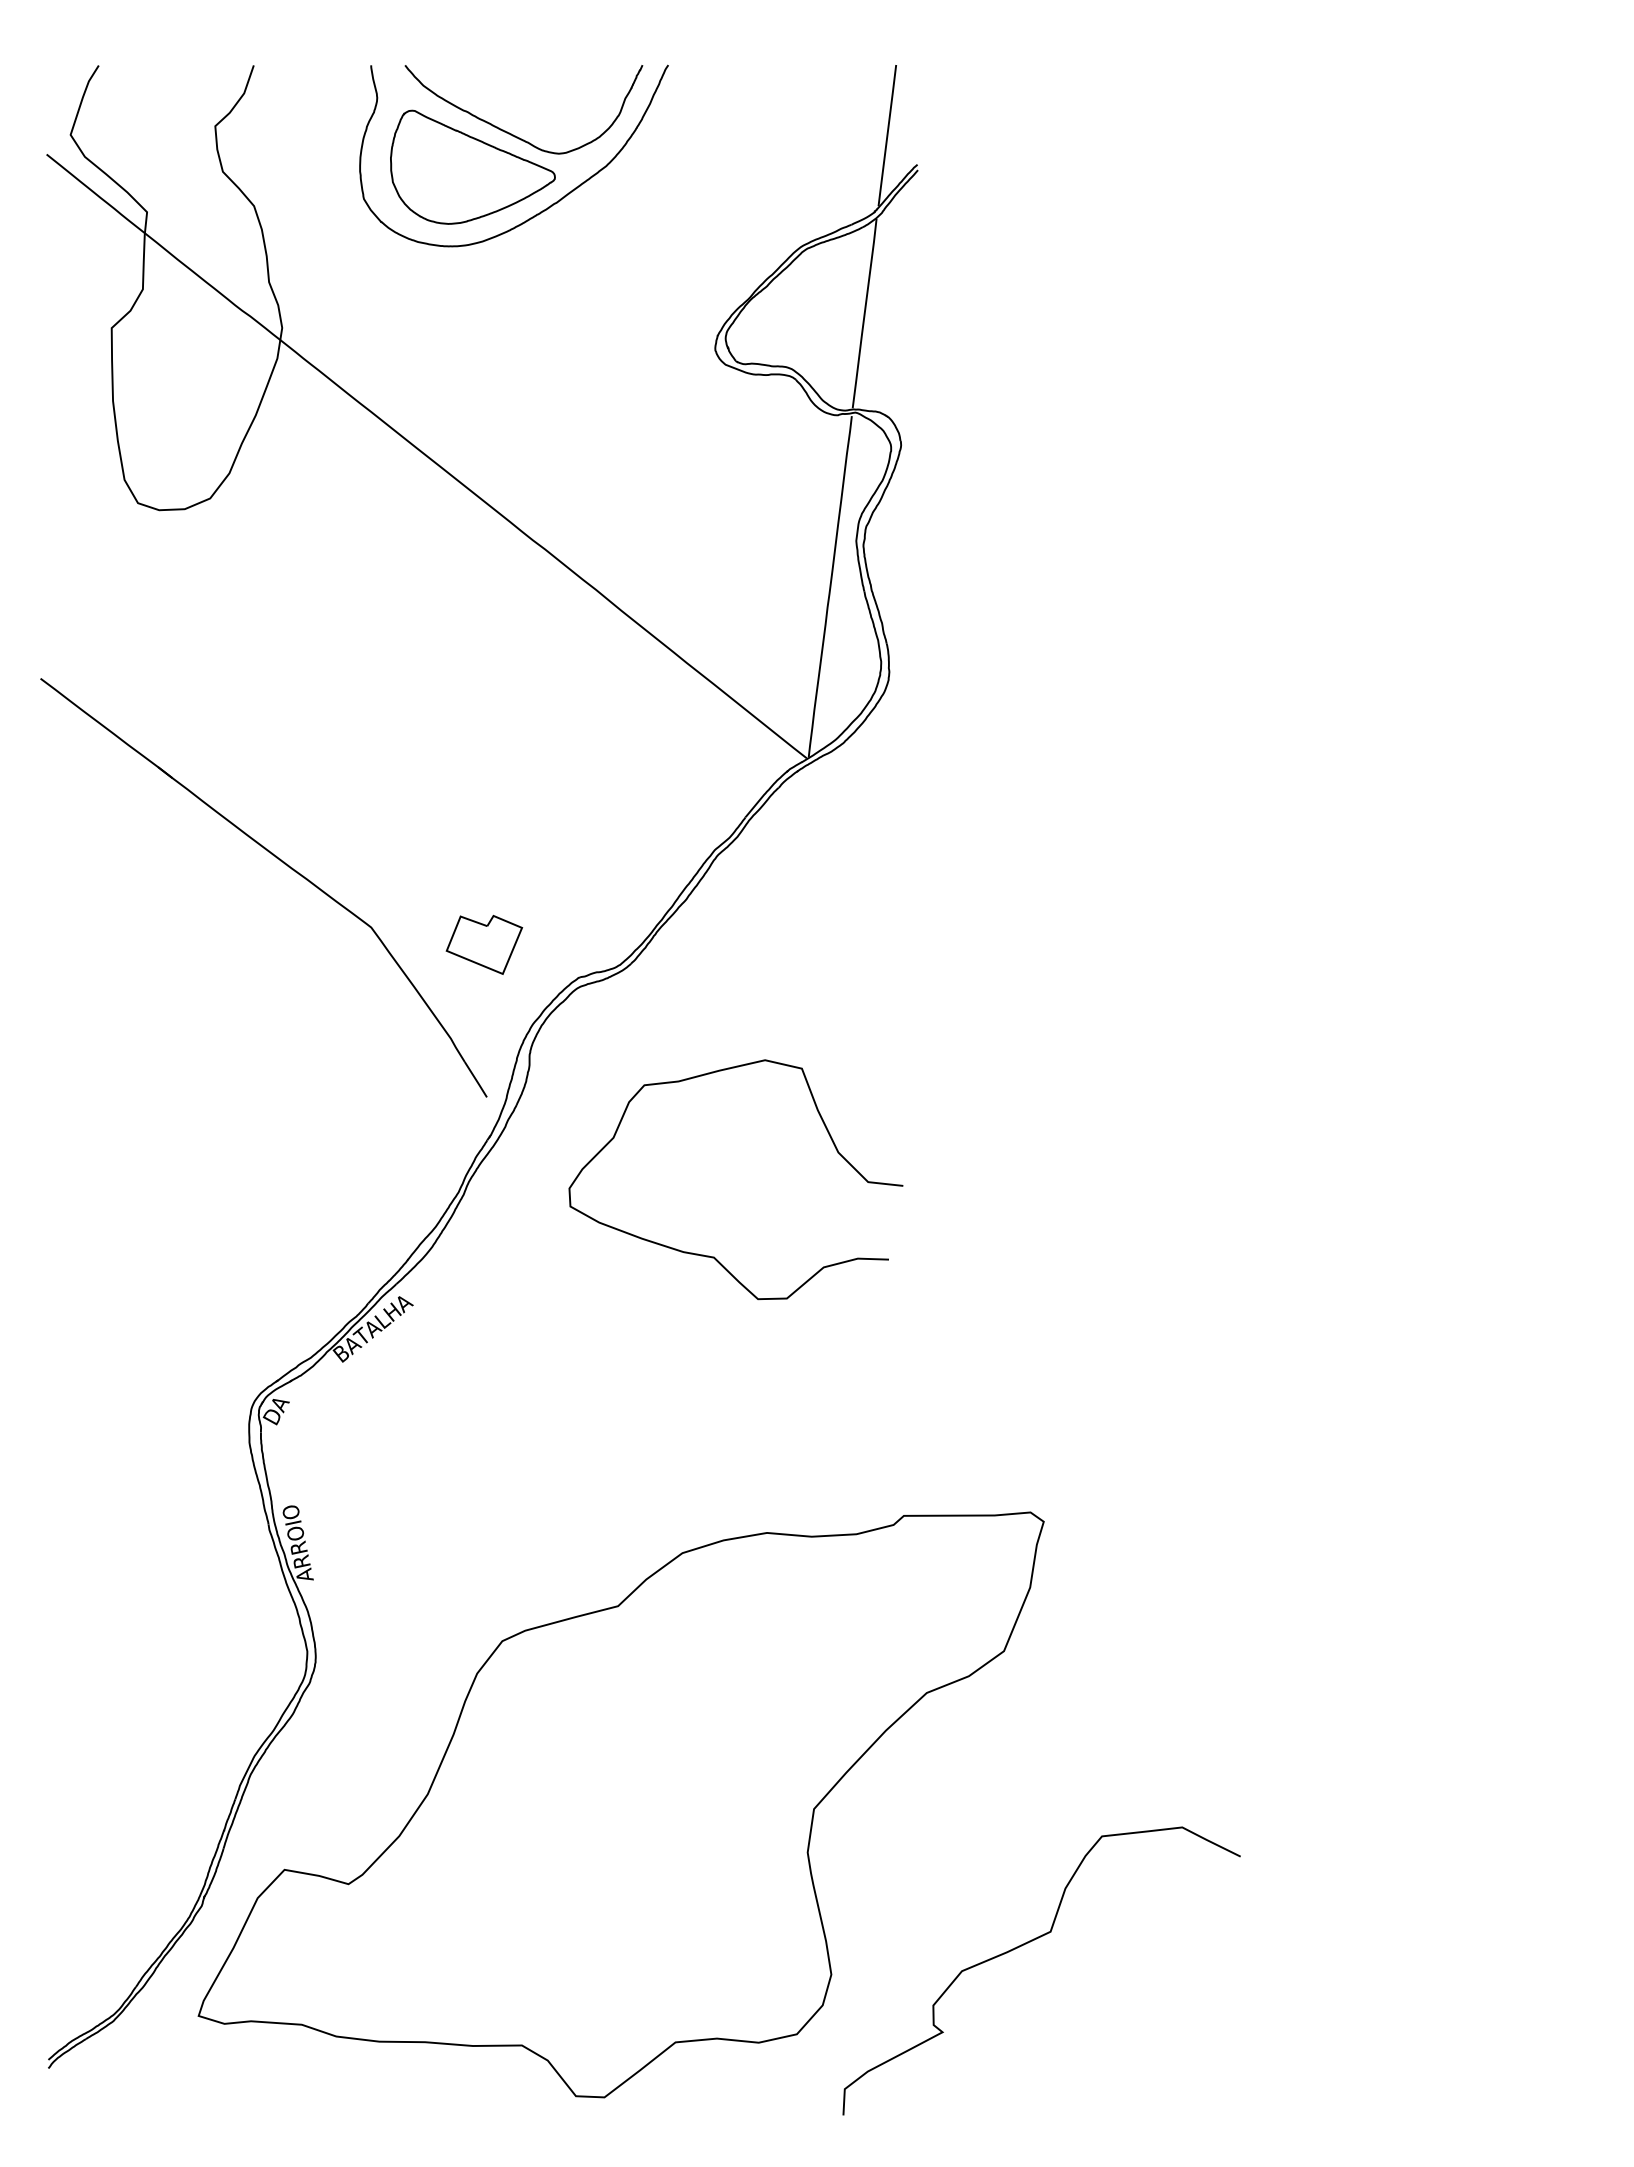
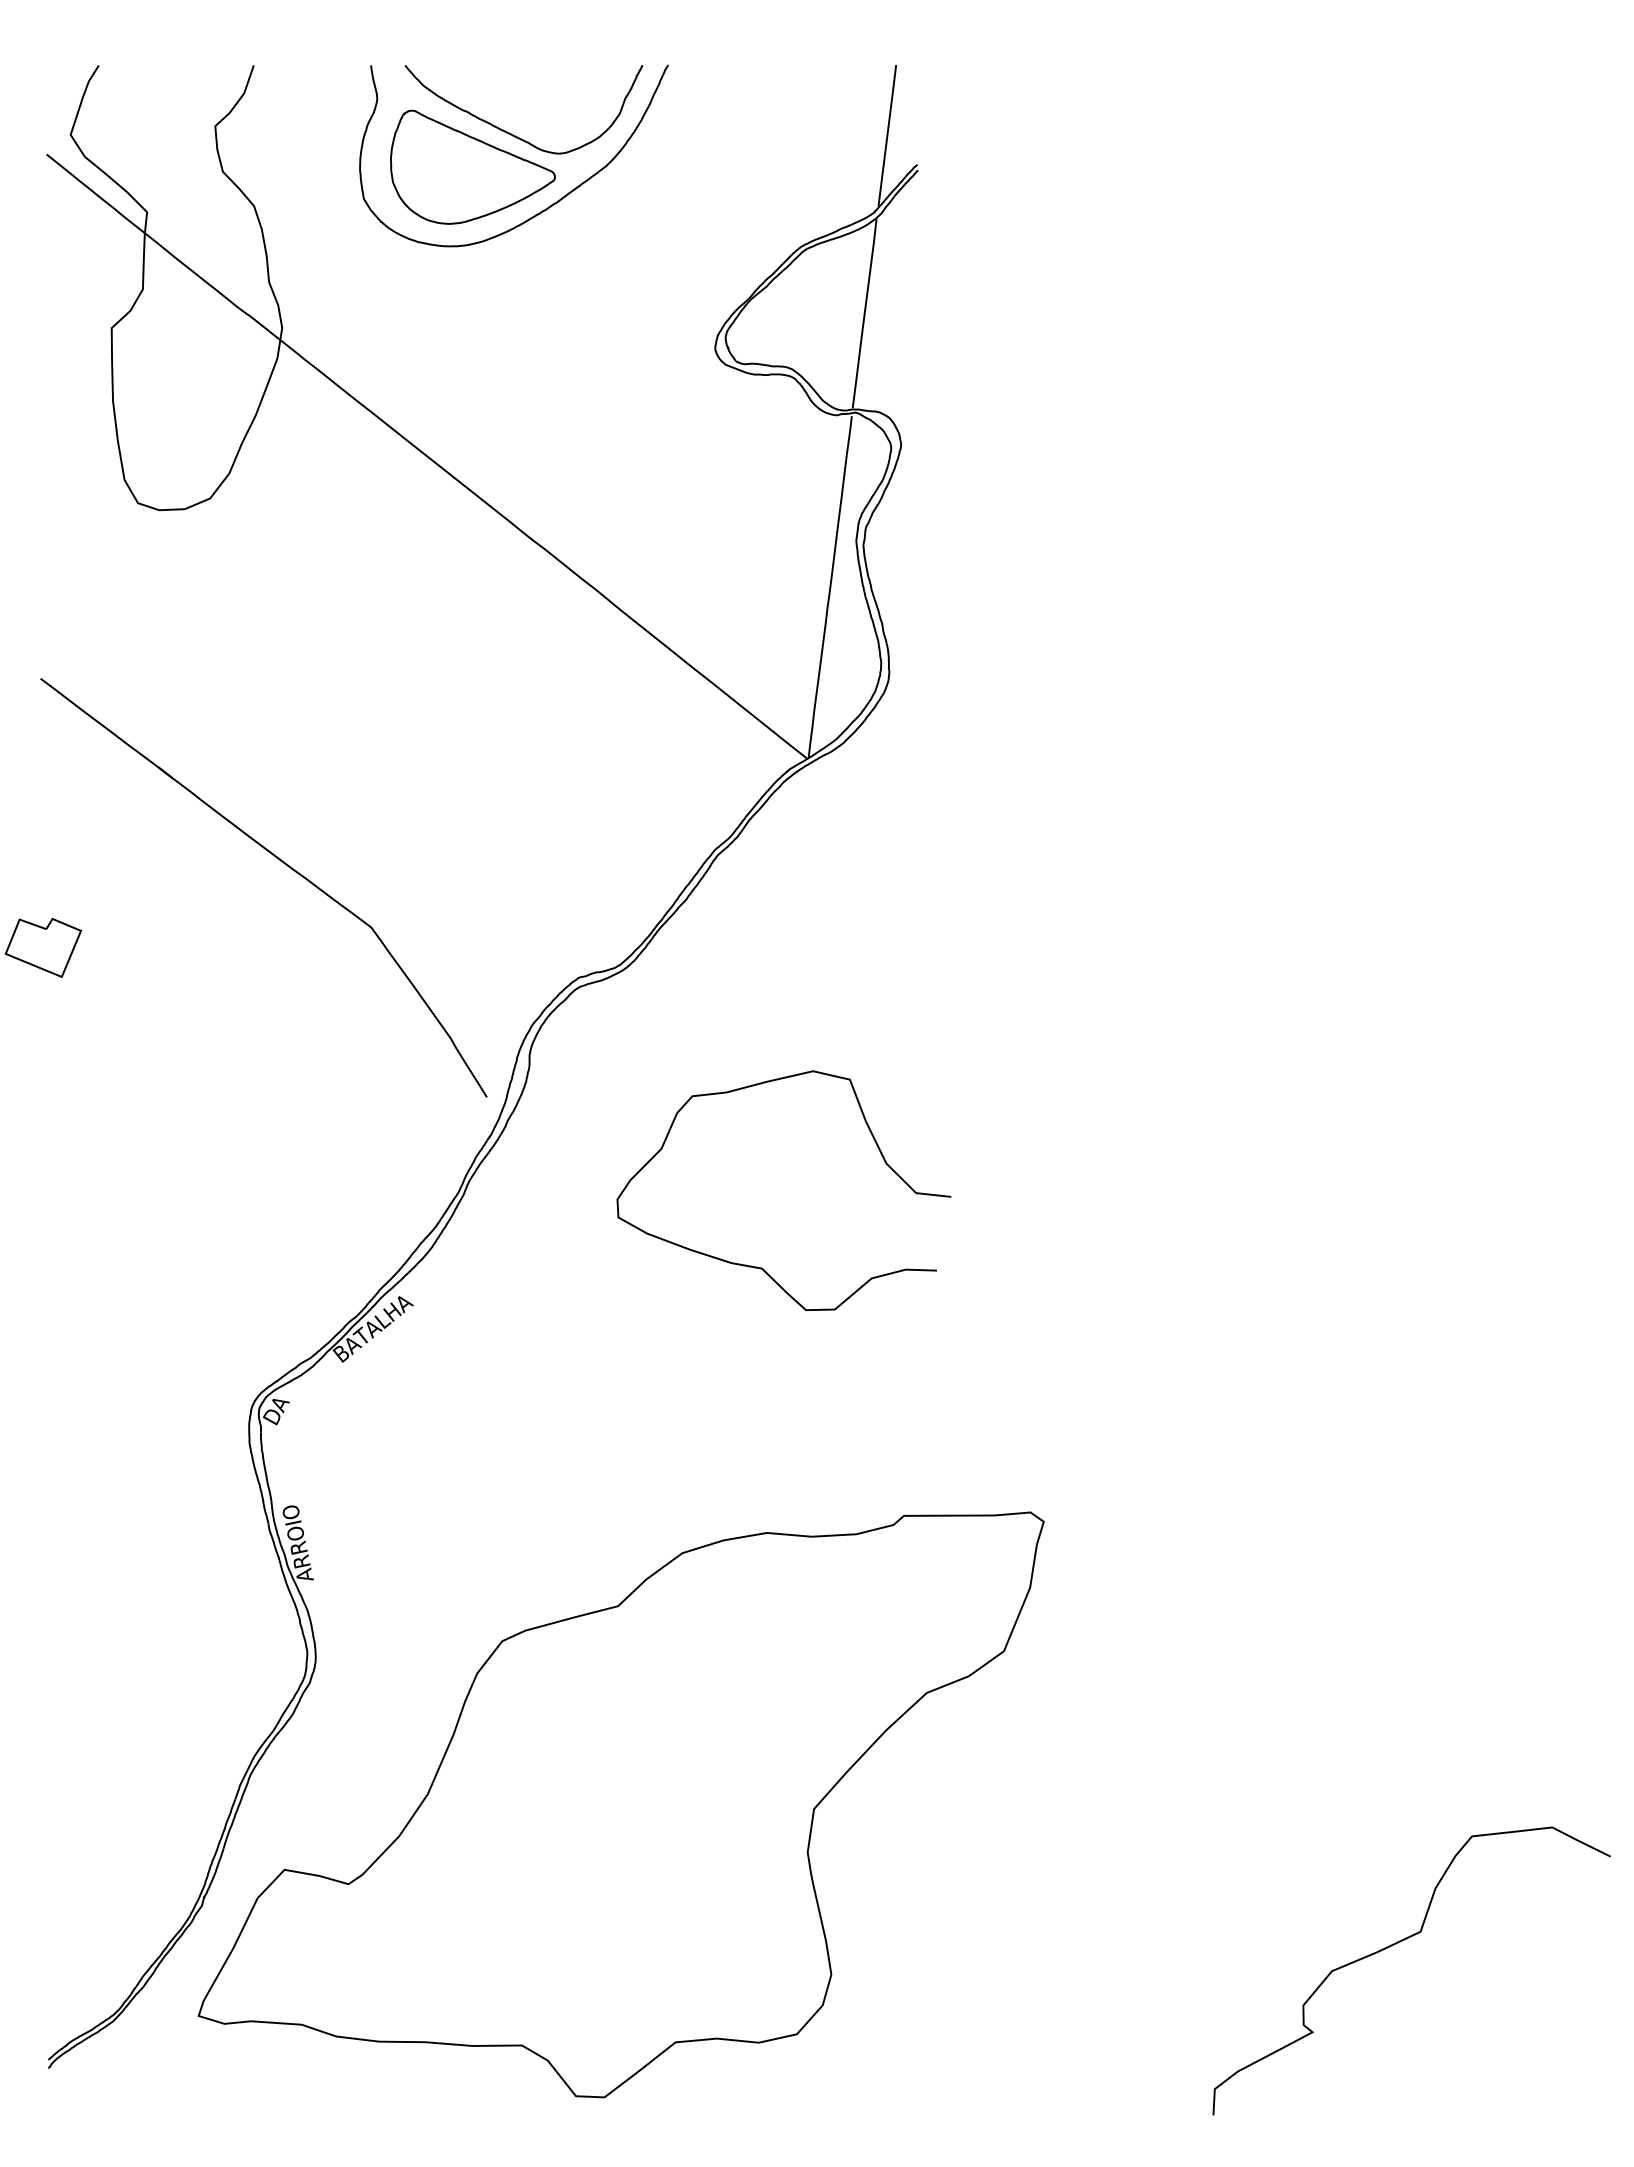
part position: (484, 944) -> (43, 947) (43, 947)
curve position: (714, 1256) -> (762, 1267) (762, 1267)
curve position: (1028, 1943) -> (1398, 1943) (1398, 1943)
